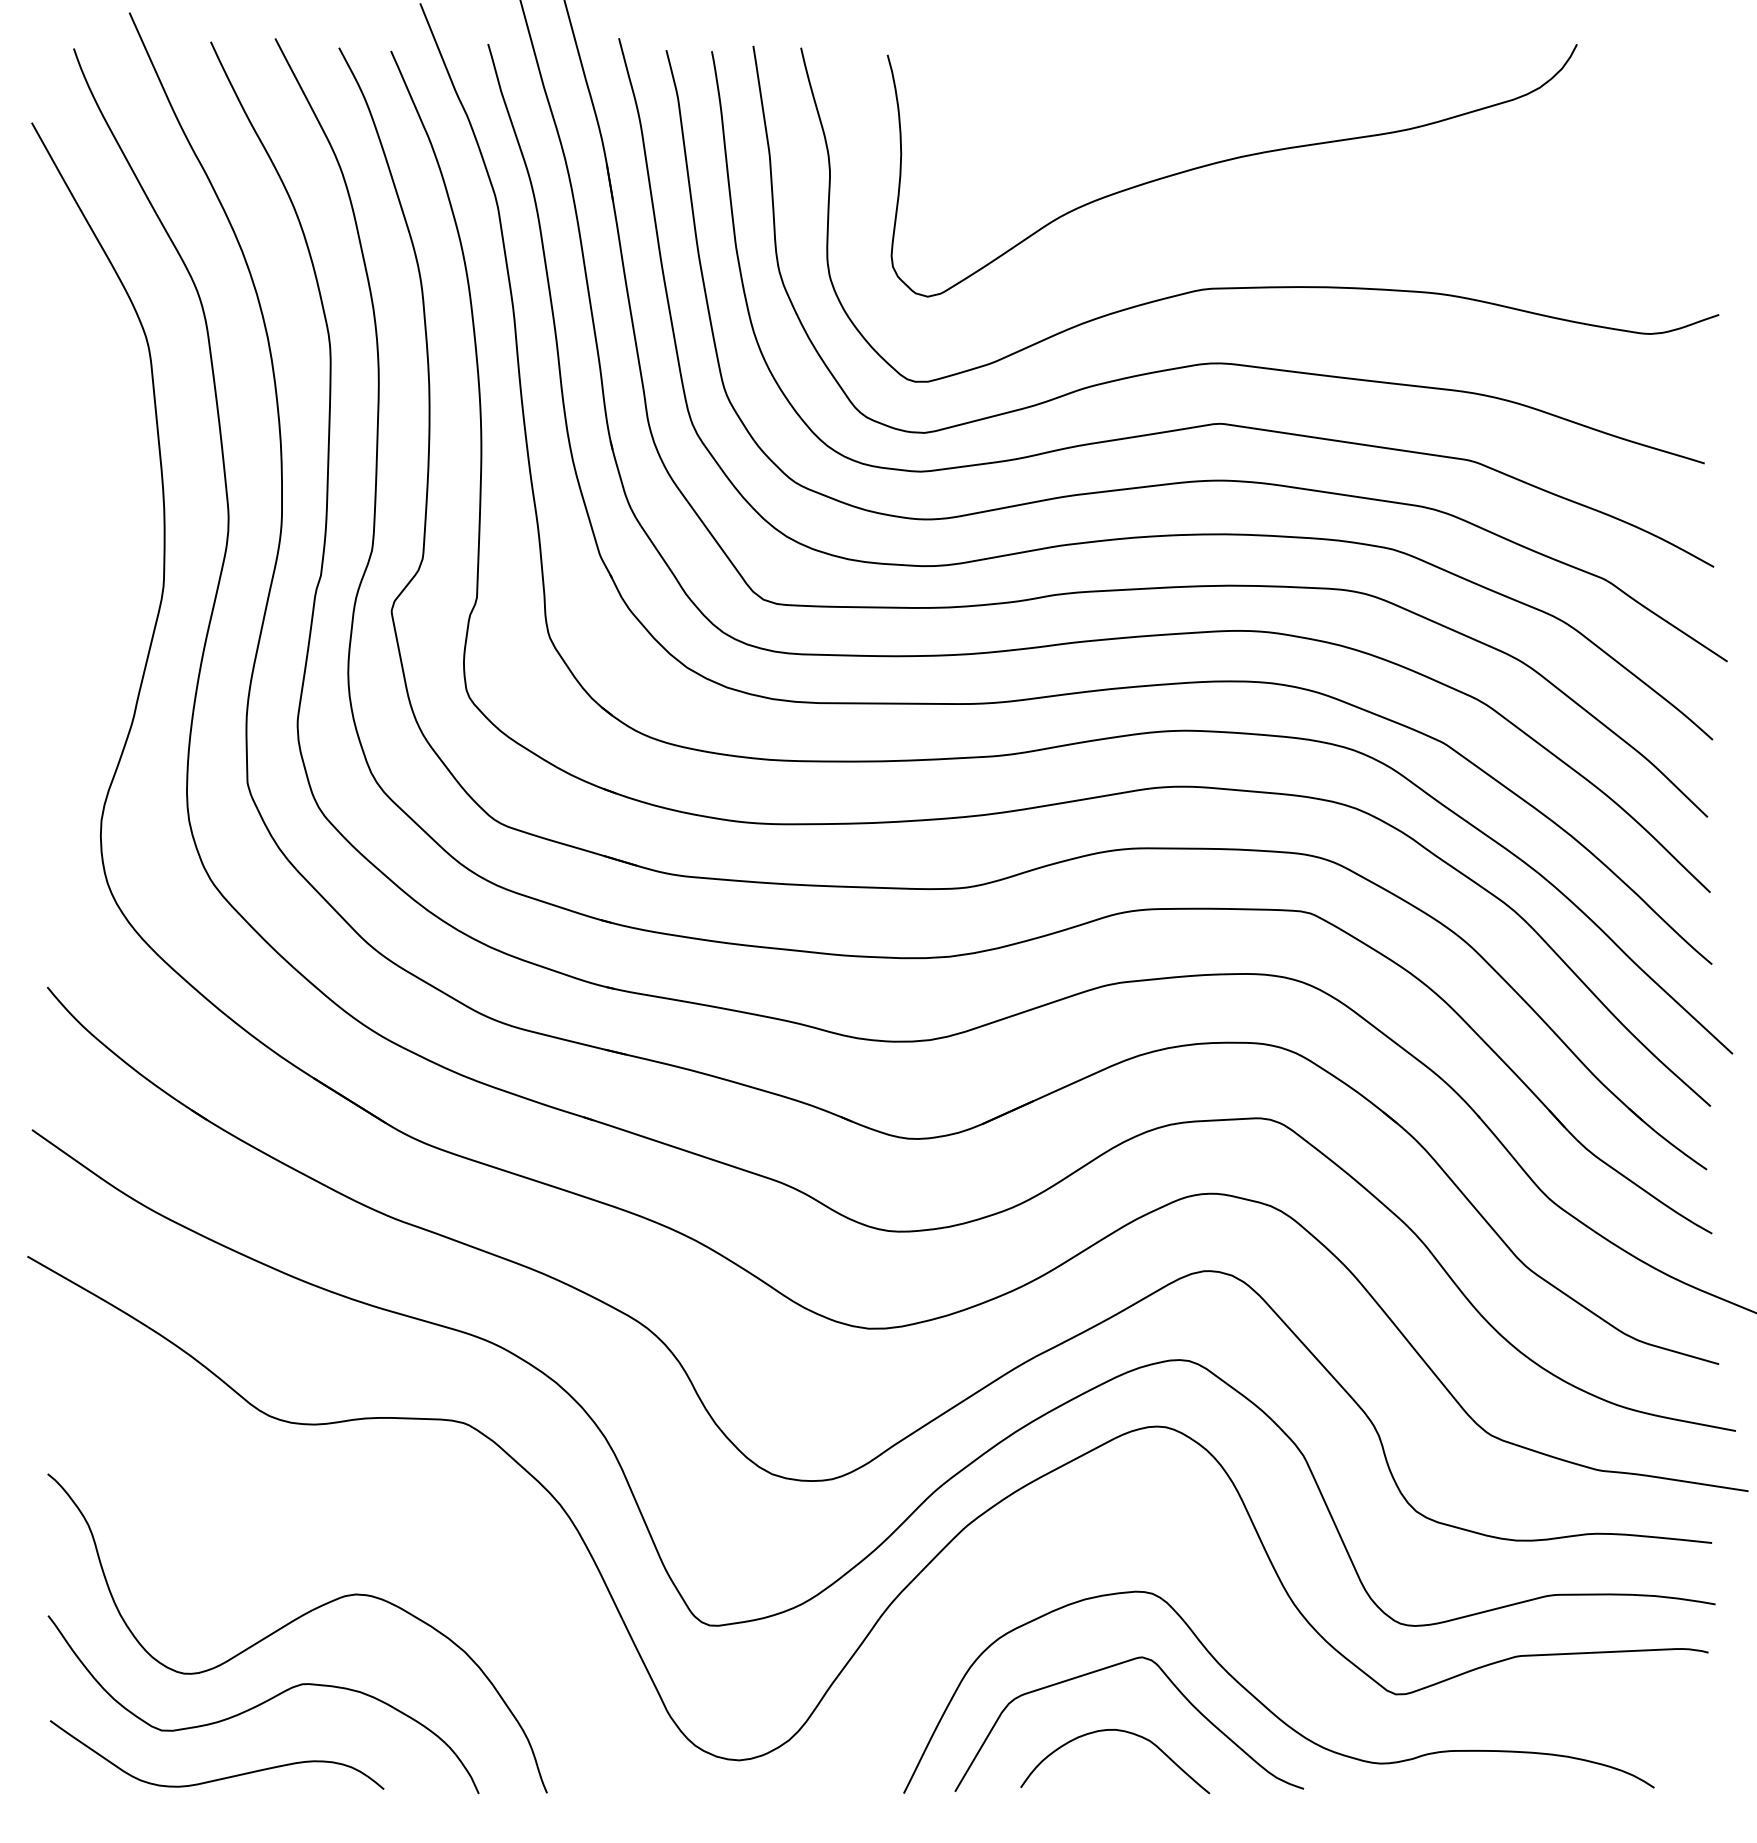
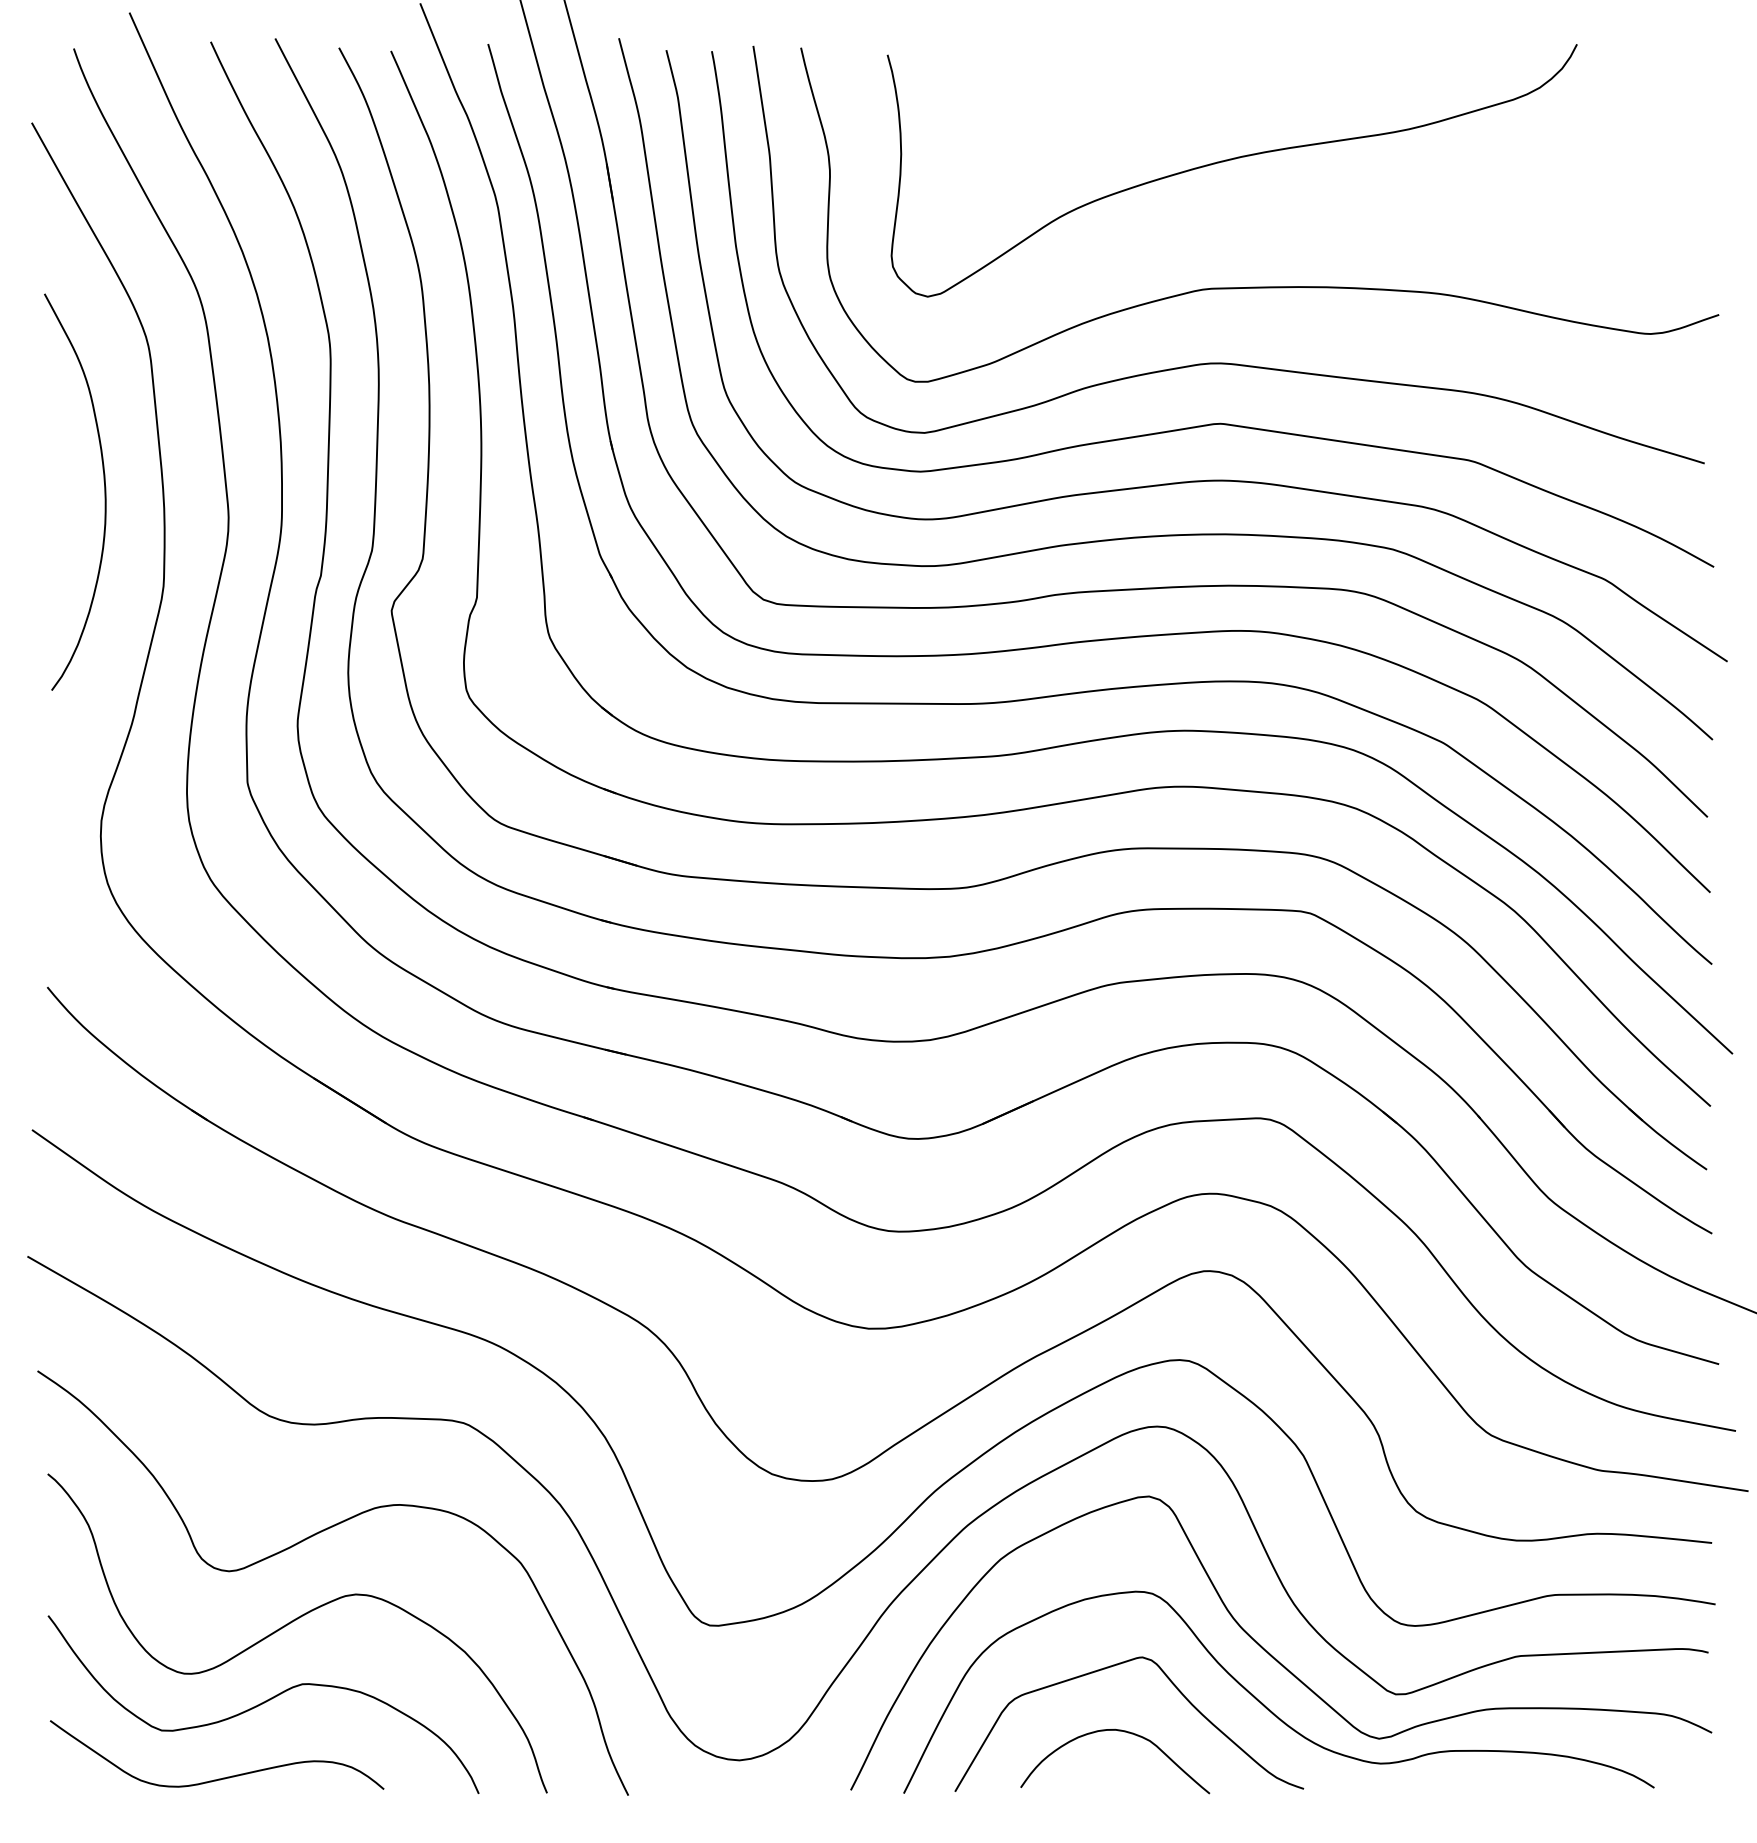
curve: none -> present (104, 491)
curve: none -> present (309, 1538)
curve: none -> present (1270, 1653)
